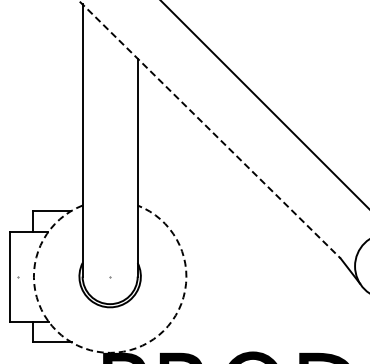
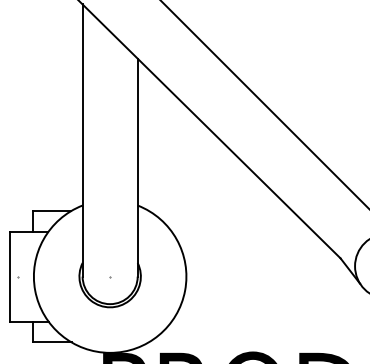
line: dashed -> solid (209, 129)
arc: dashed -> solid (110, 352)
